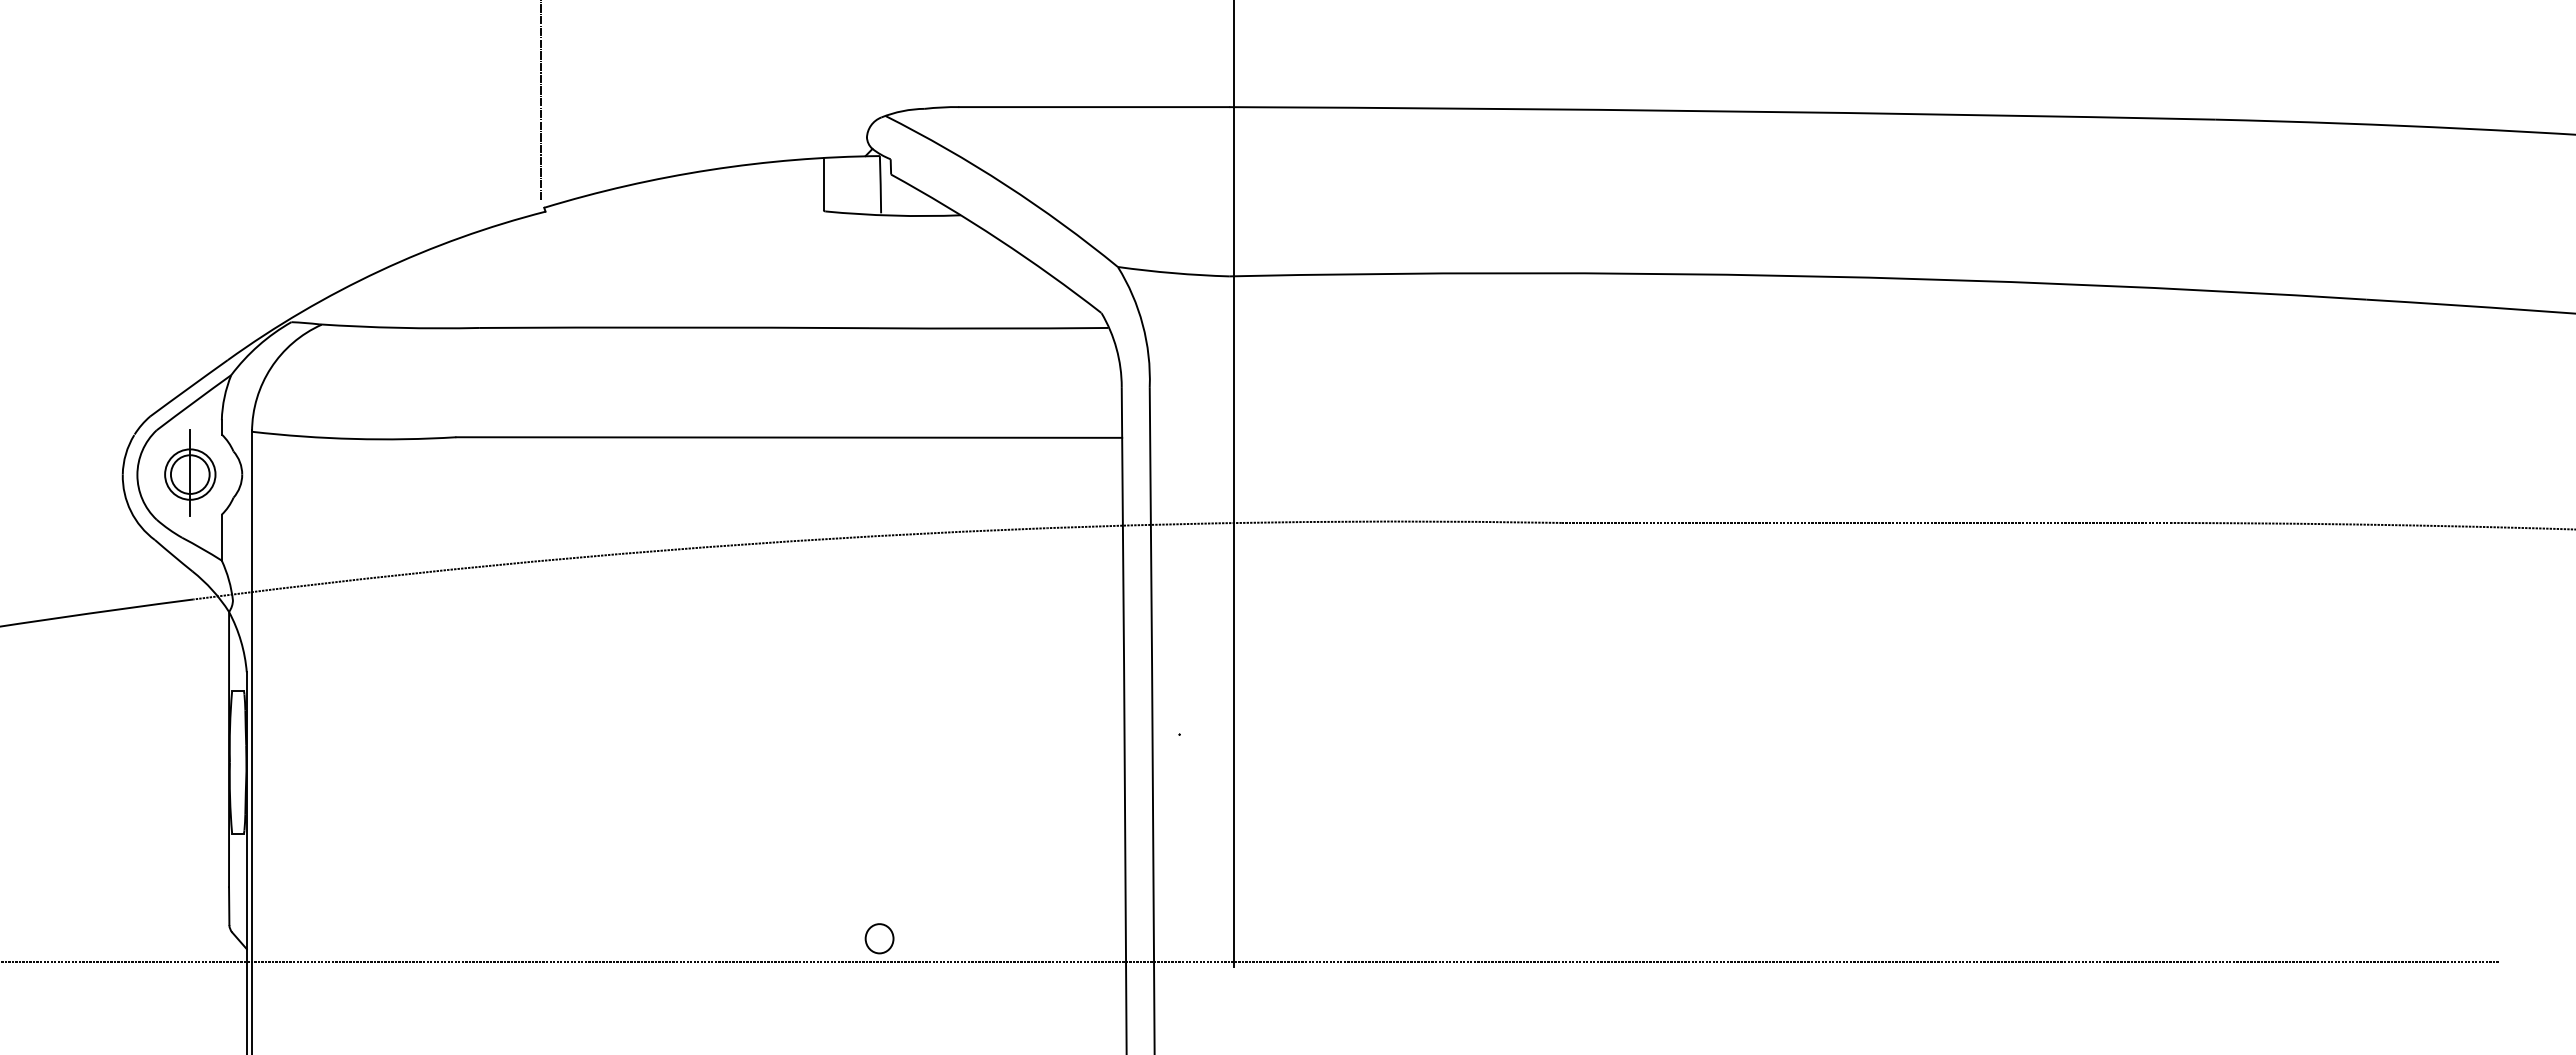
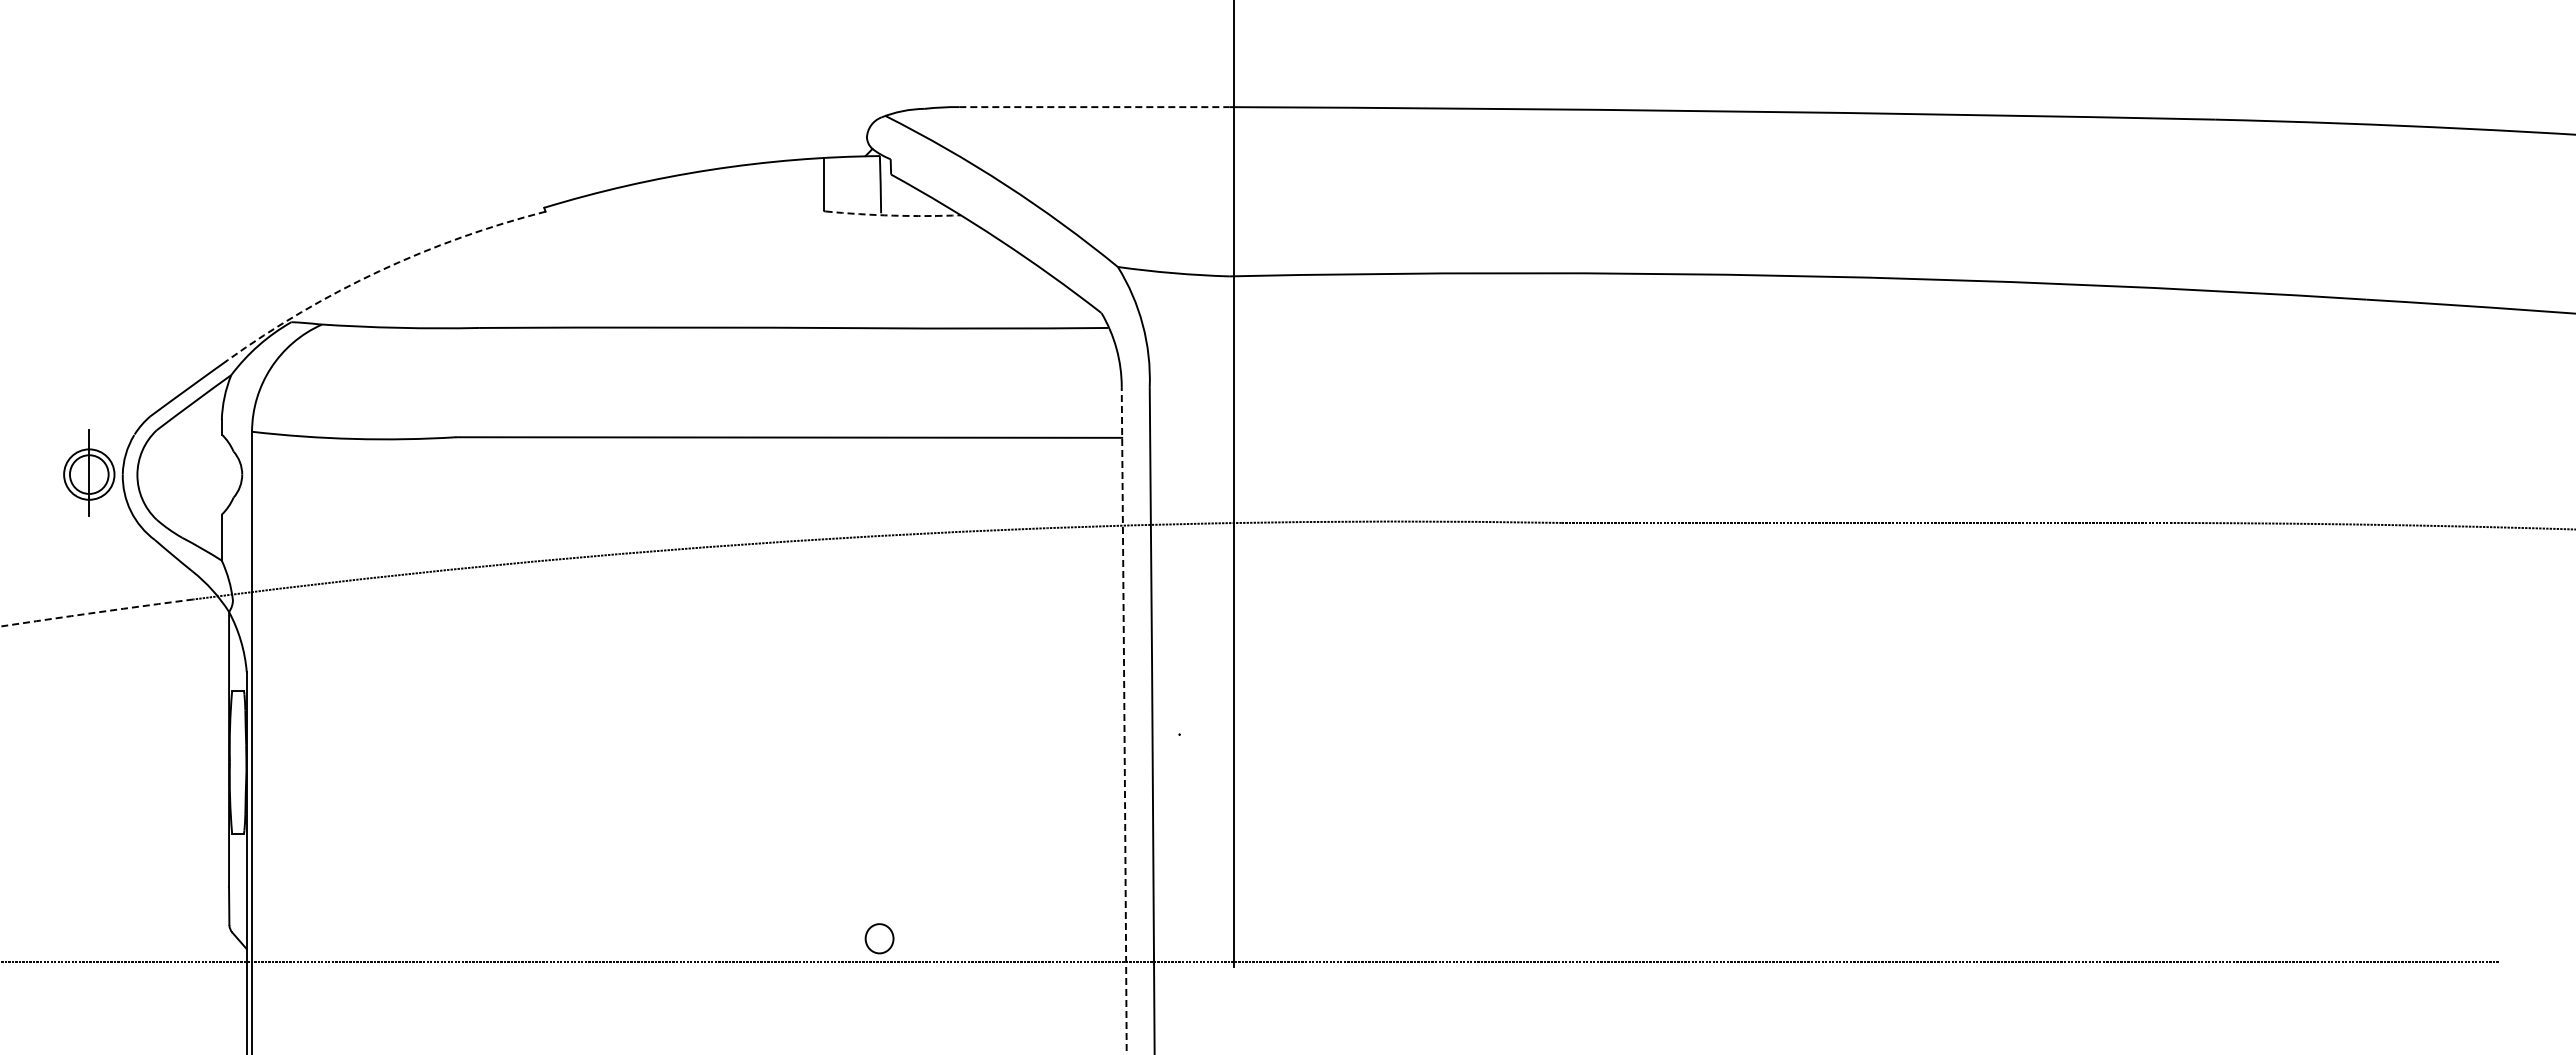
line: present -> none (541, 101)
line: solid -> dashed (1094, 107)
arc: solid -> dashed (893, 215)
arc: solid -> dashed (379, 271)
part position: (190, 472) -> (89, 472) (89, 472)
arc: solid -> dashed (97, 612)
arc: solid -> dashed (1124, 720)
